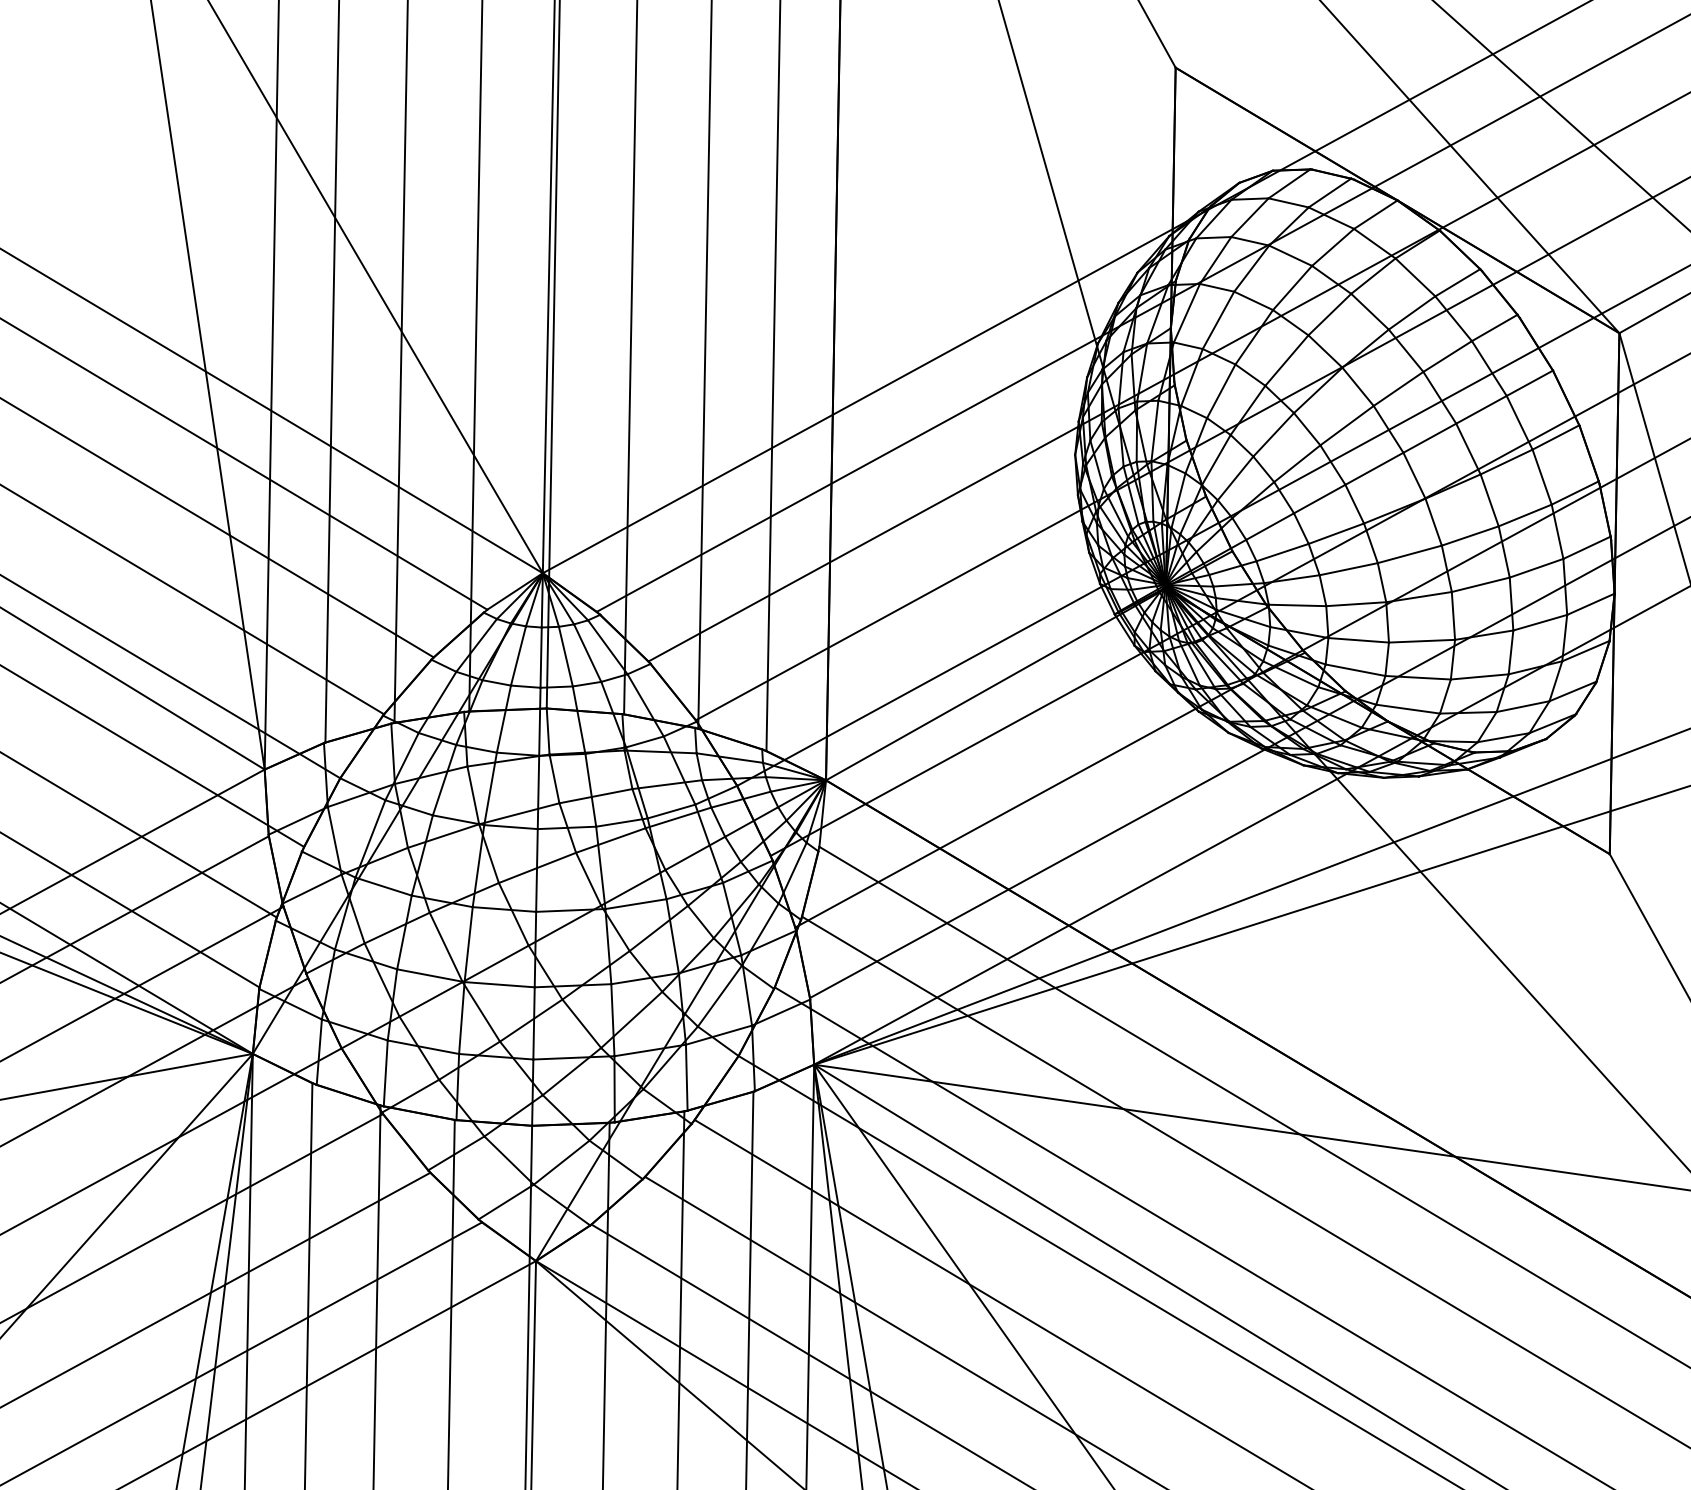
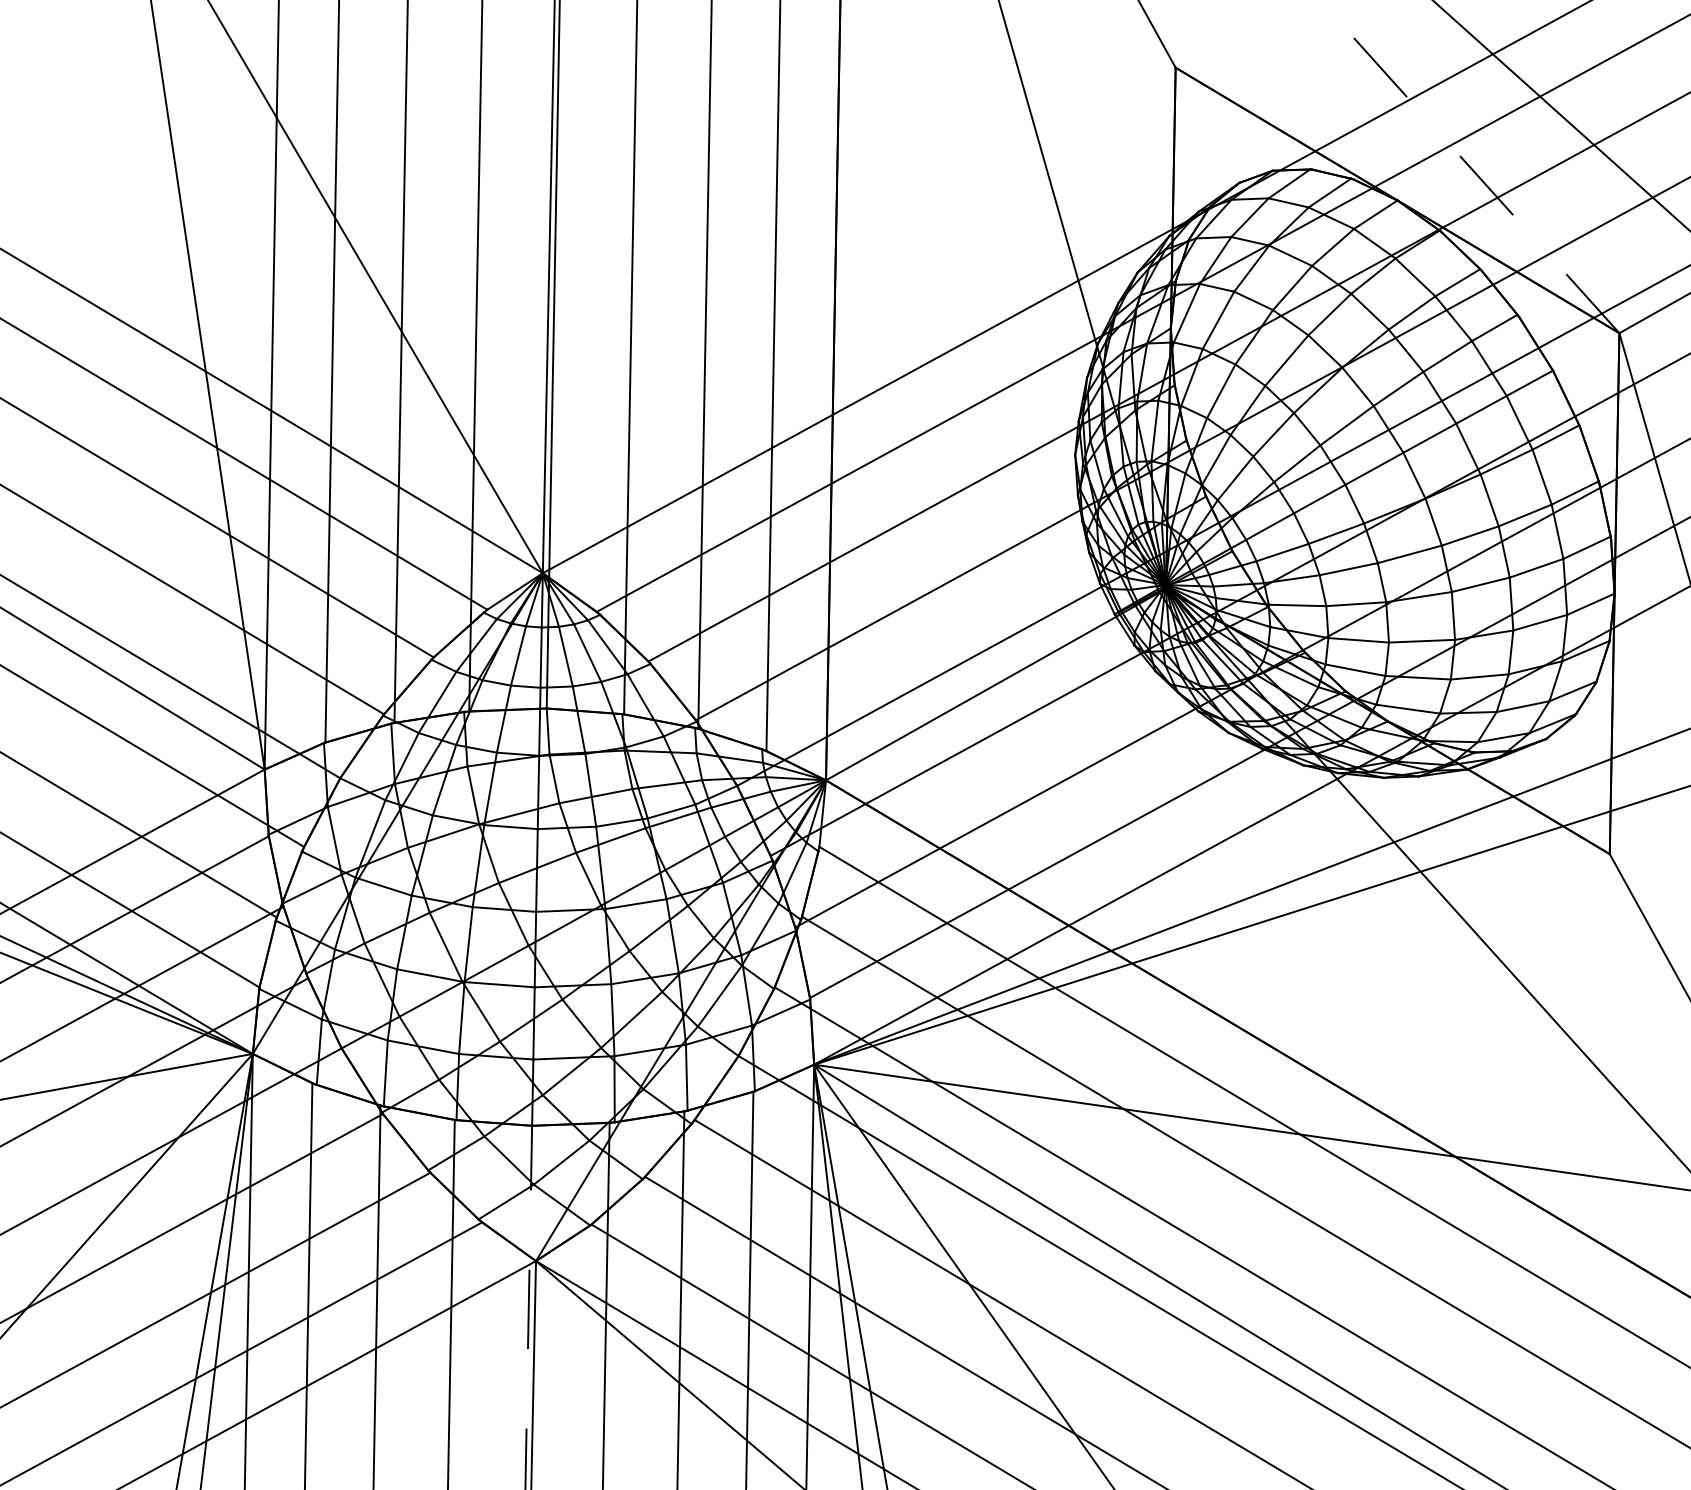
line: solid -> dashed (1469, 166)
line: solid -> dashed (528, 1307)
